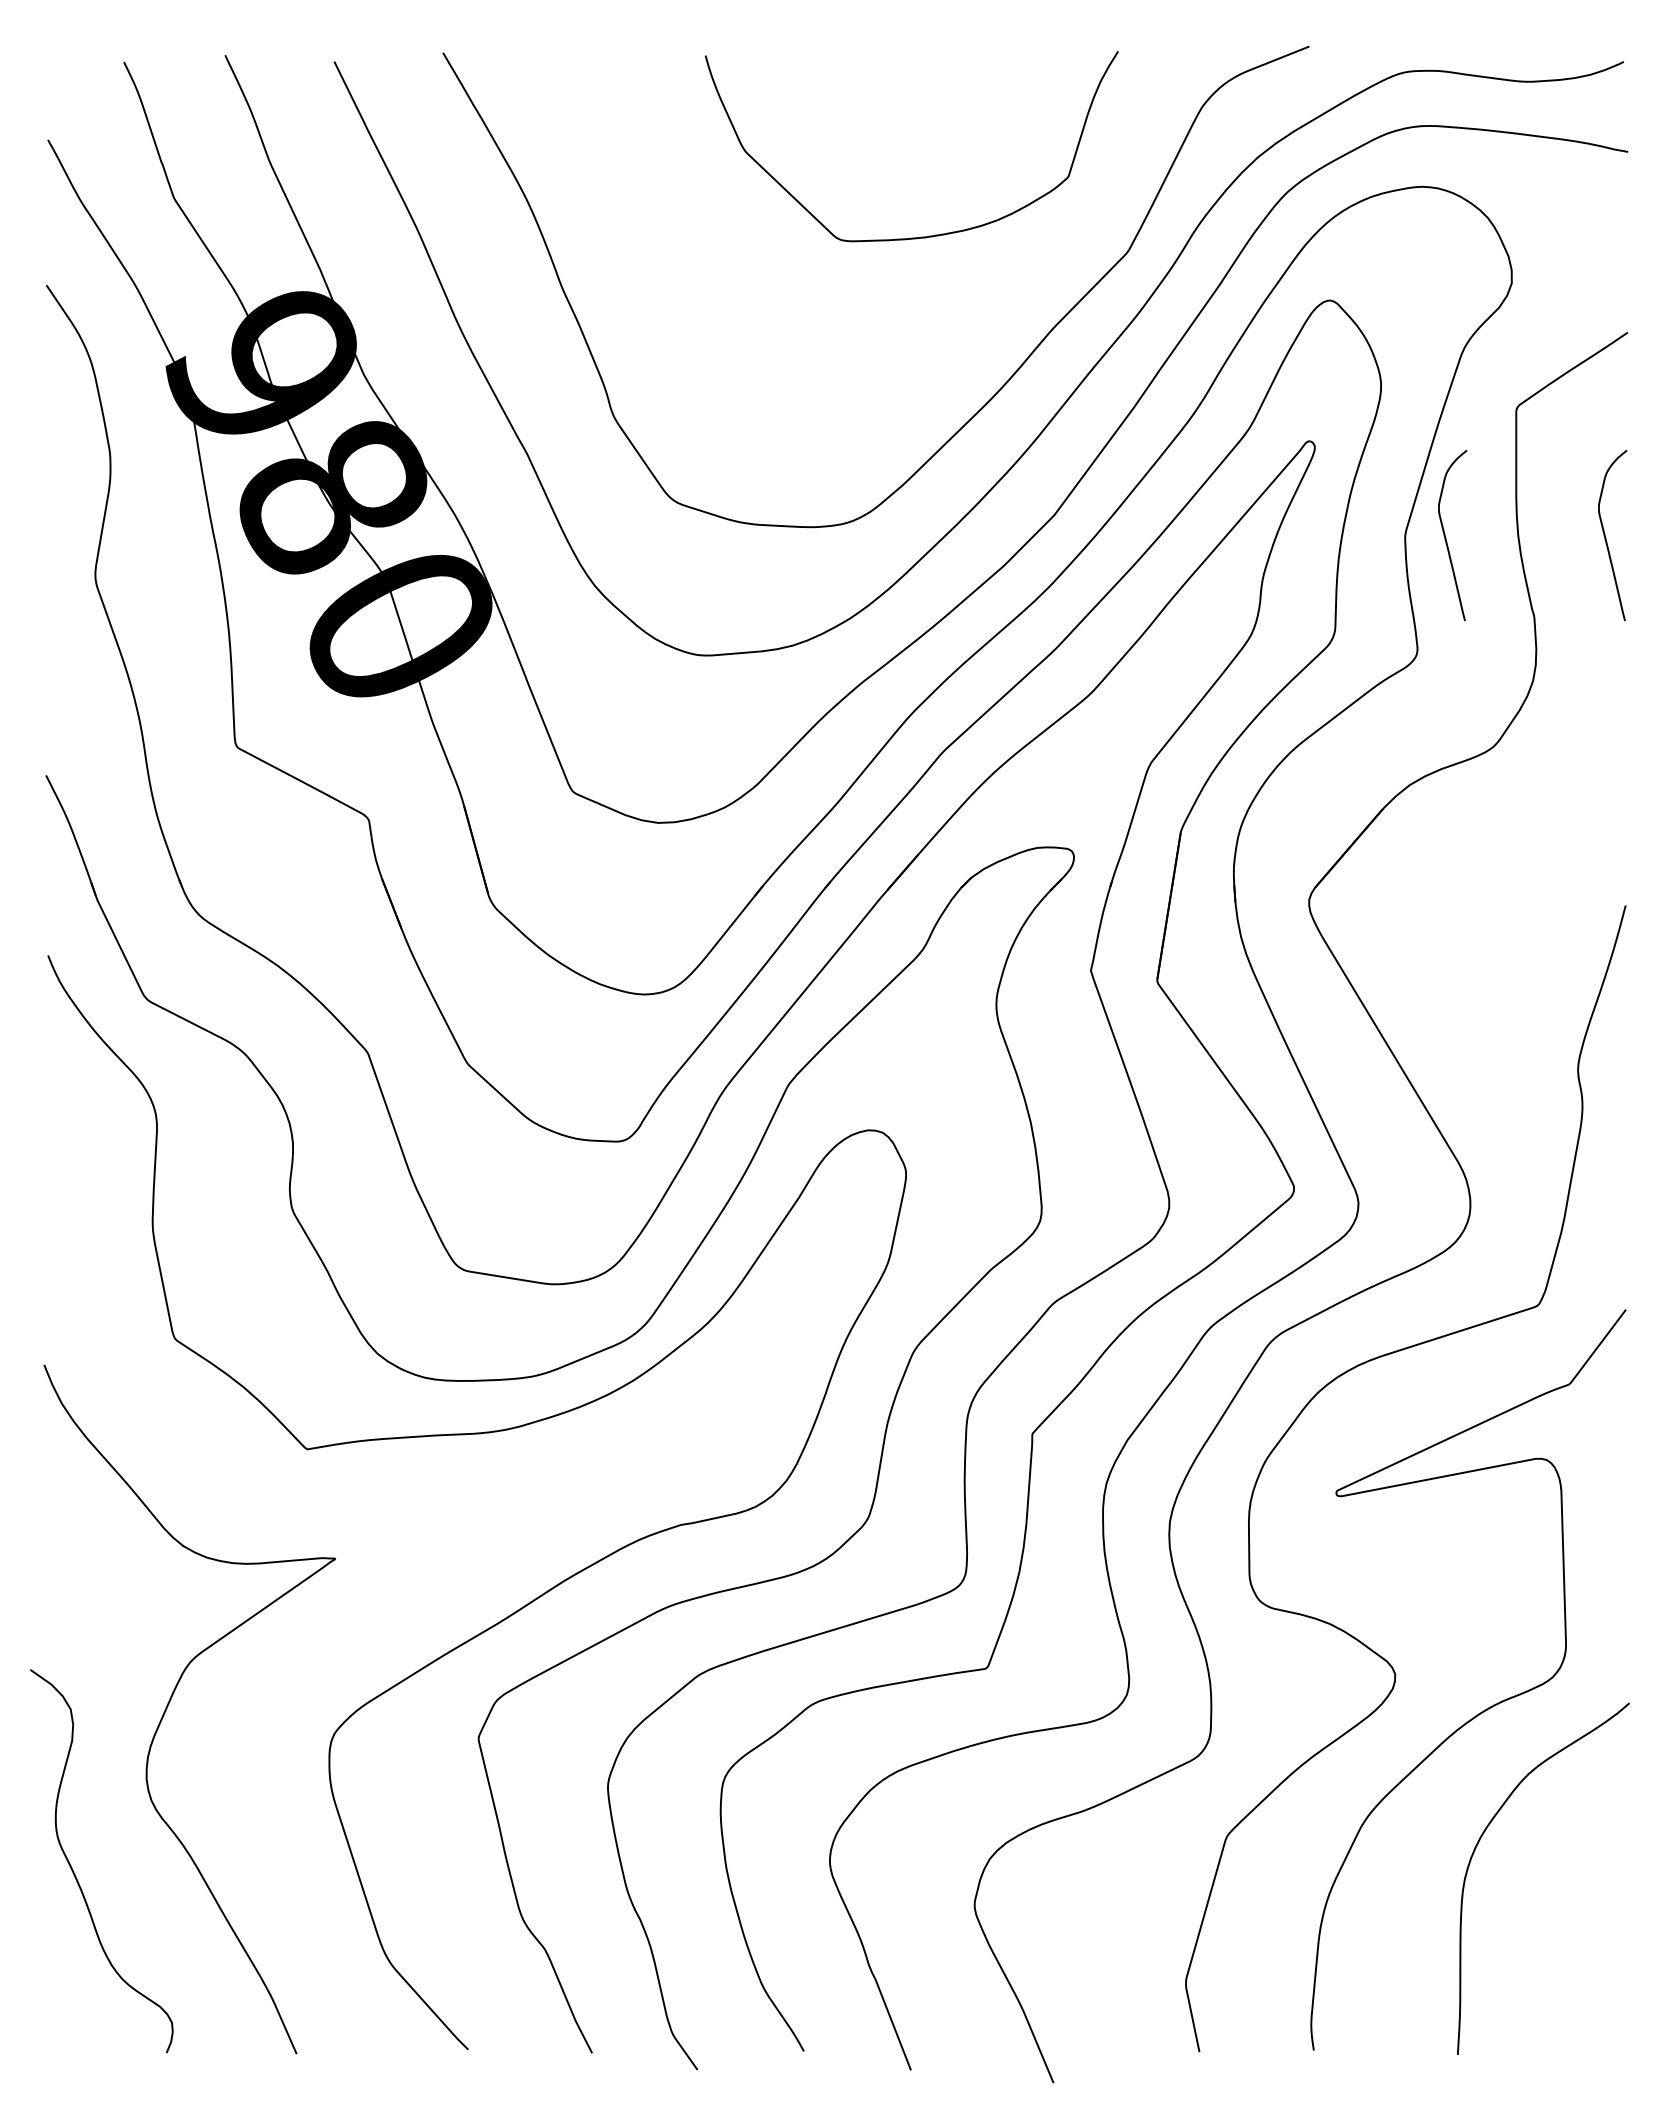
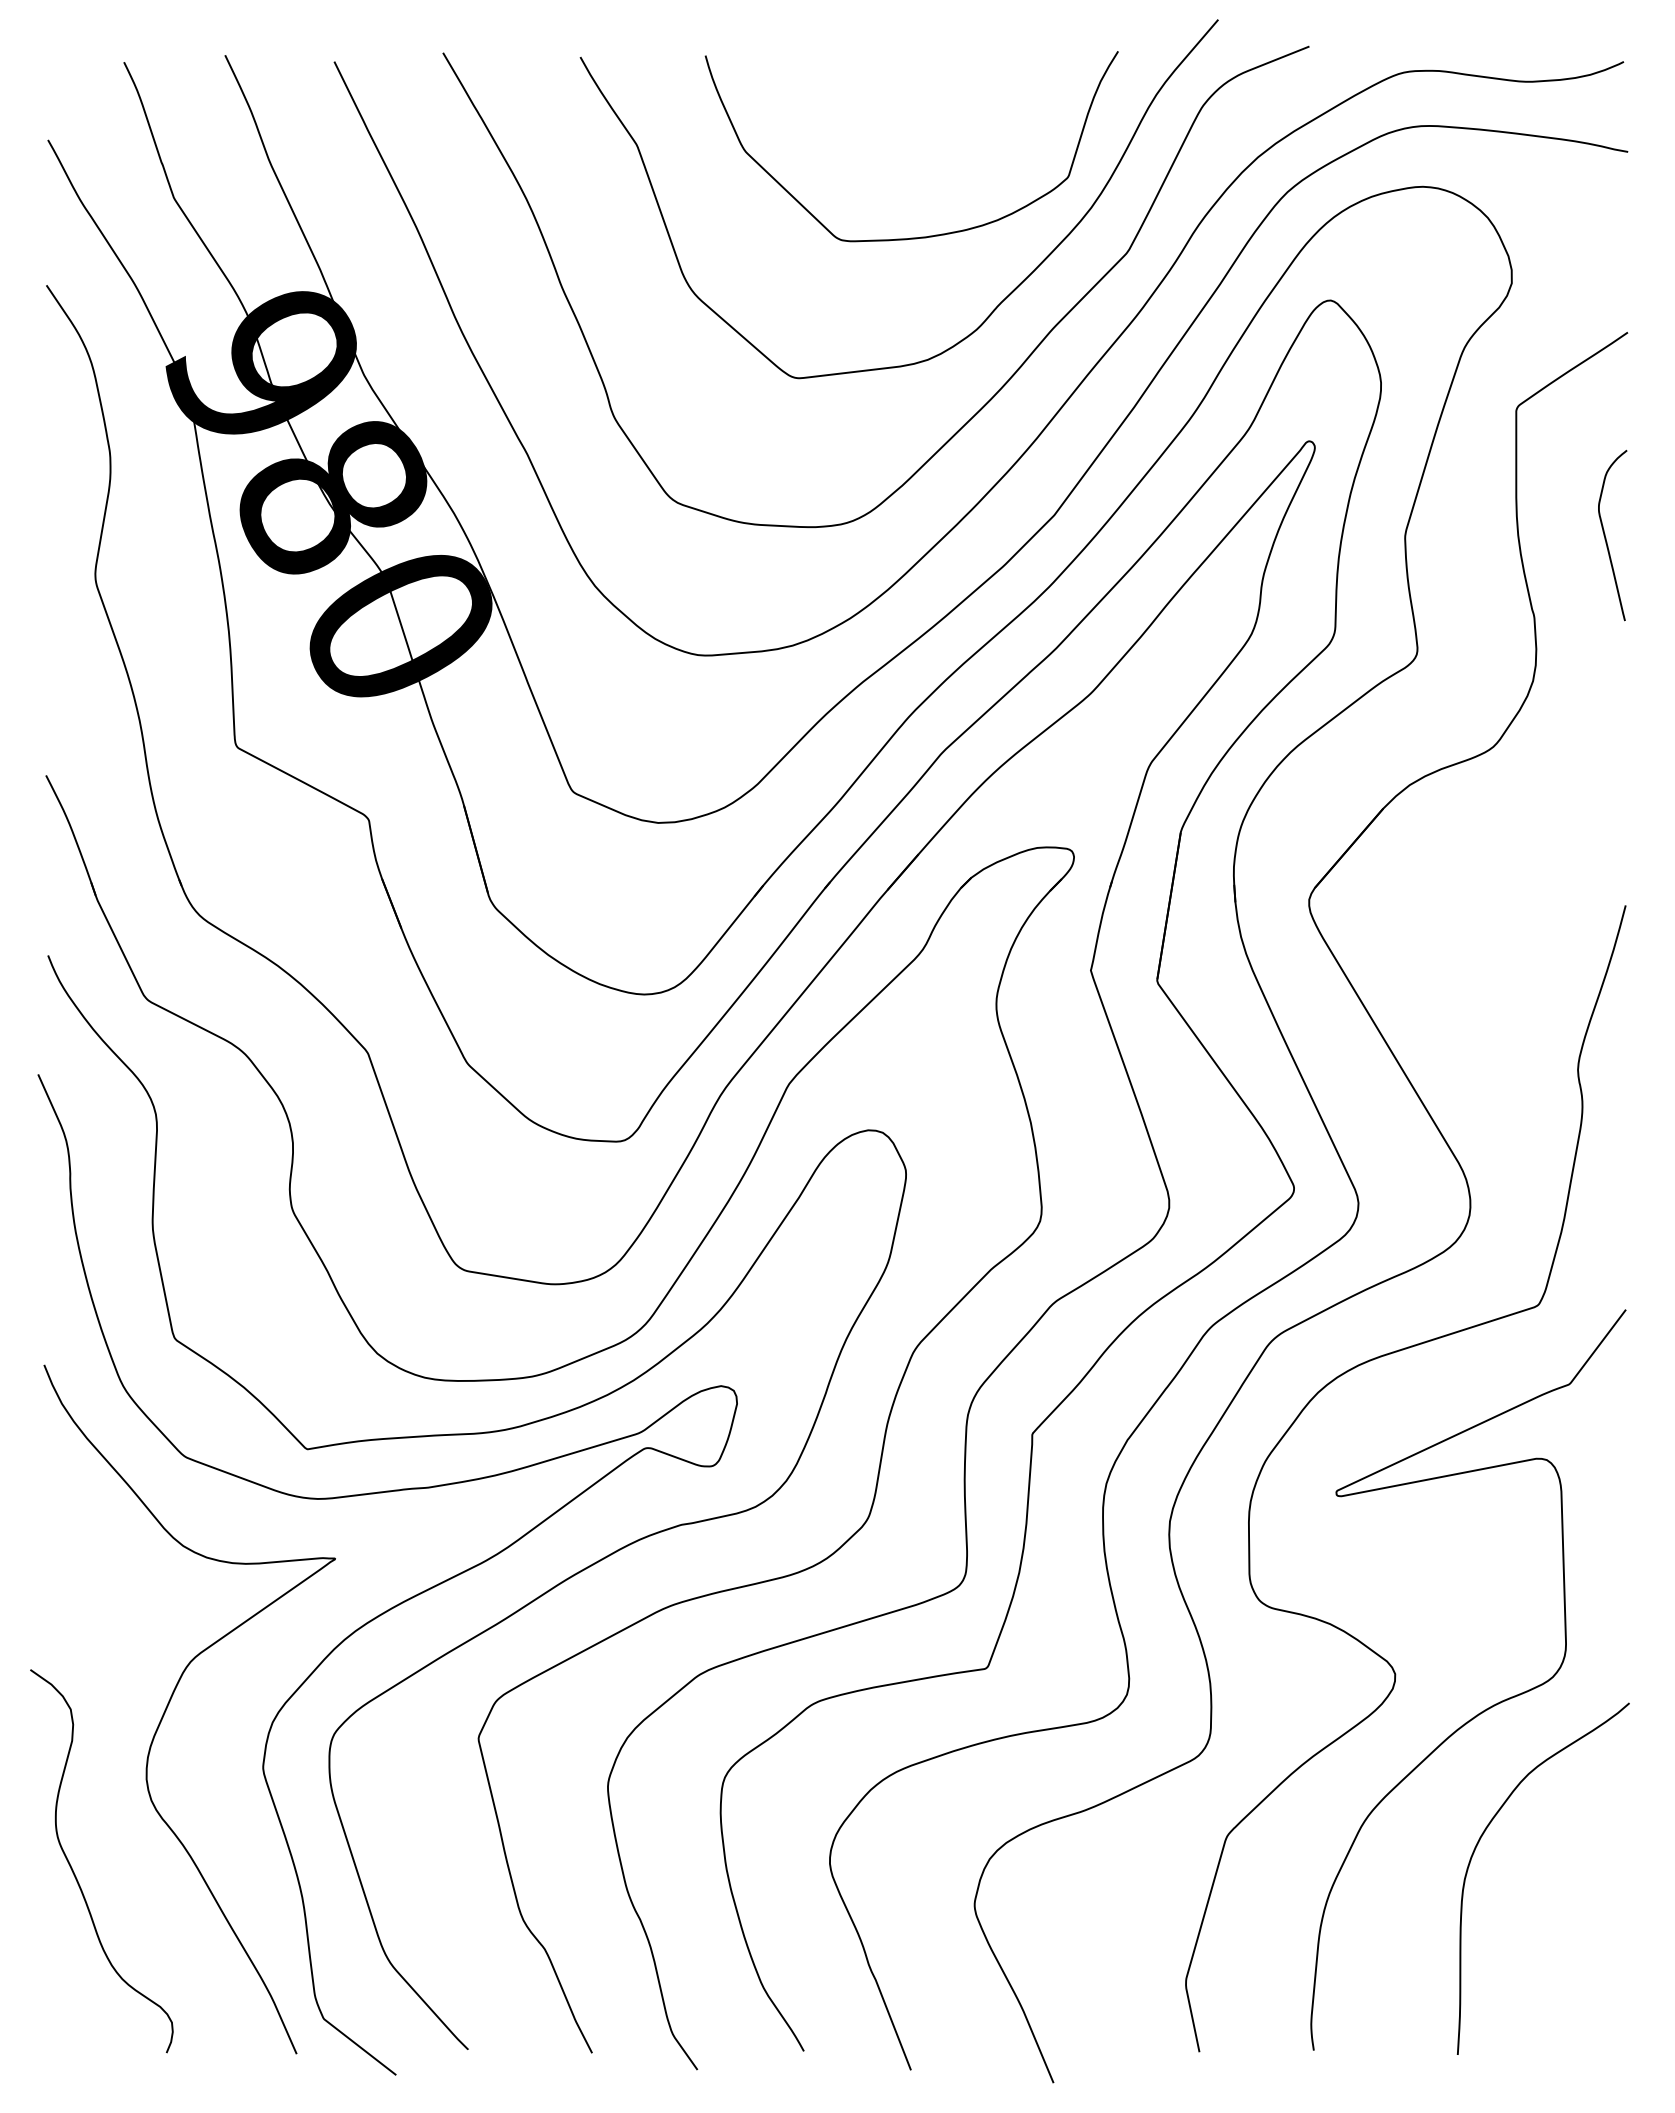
curve: none -> present (1001, 301)
curve: present -> none (1446, 537)
curve: none -> present (400, 1602)
